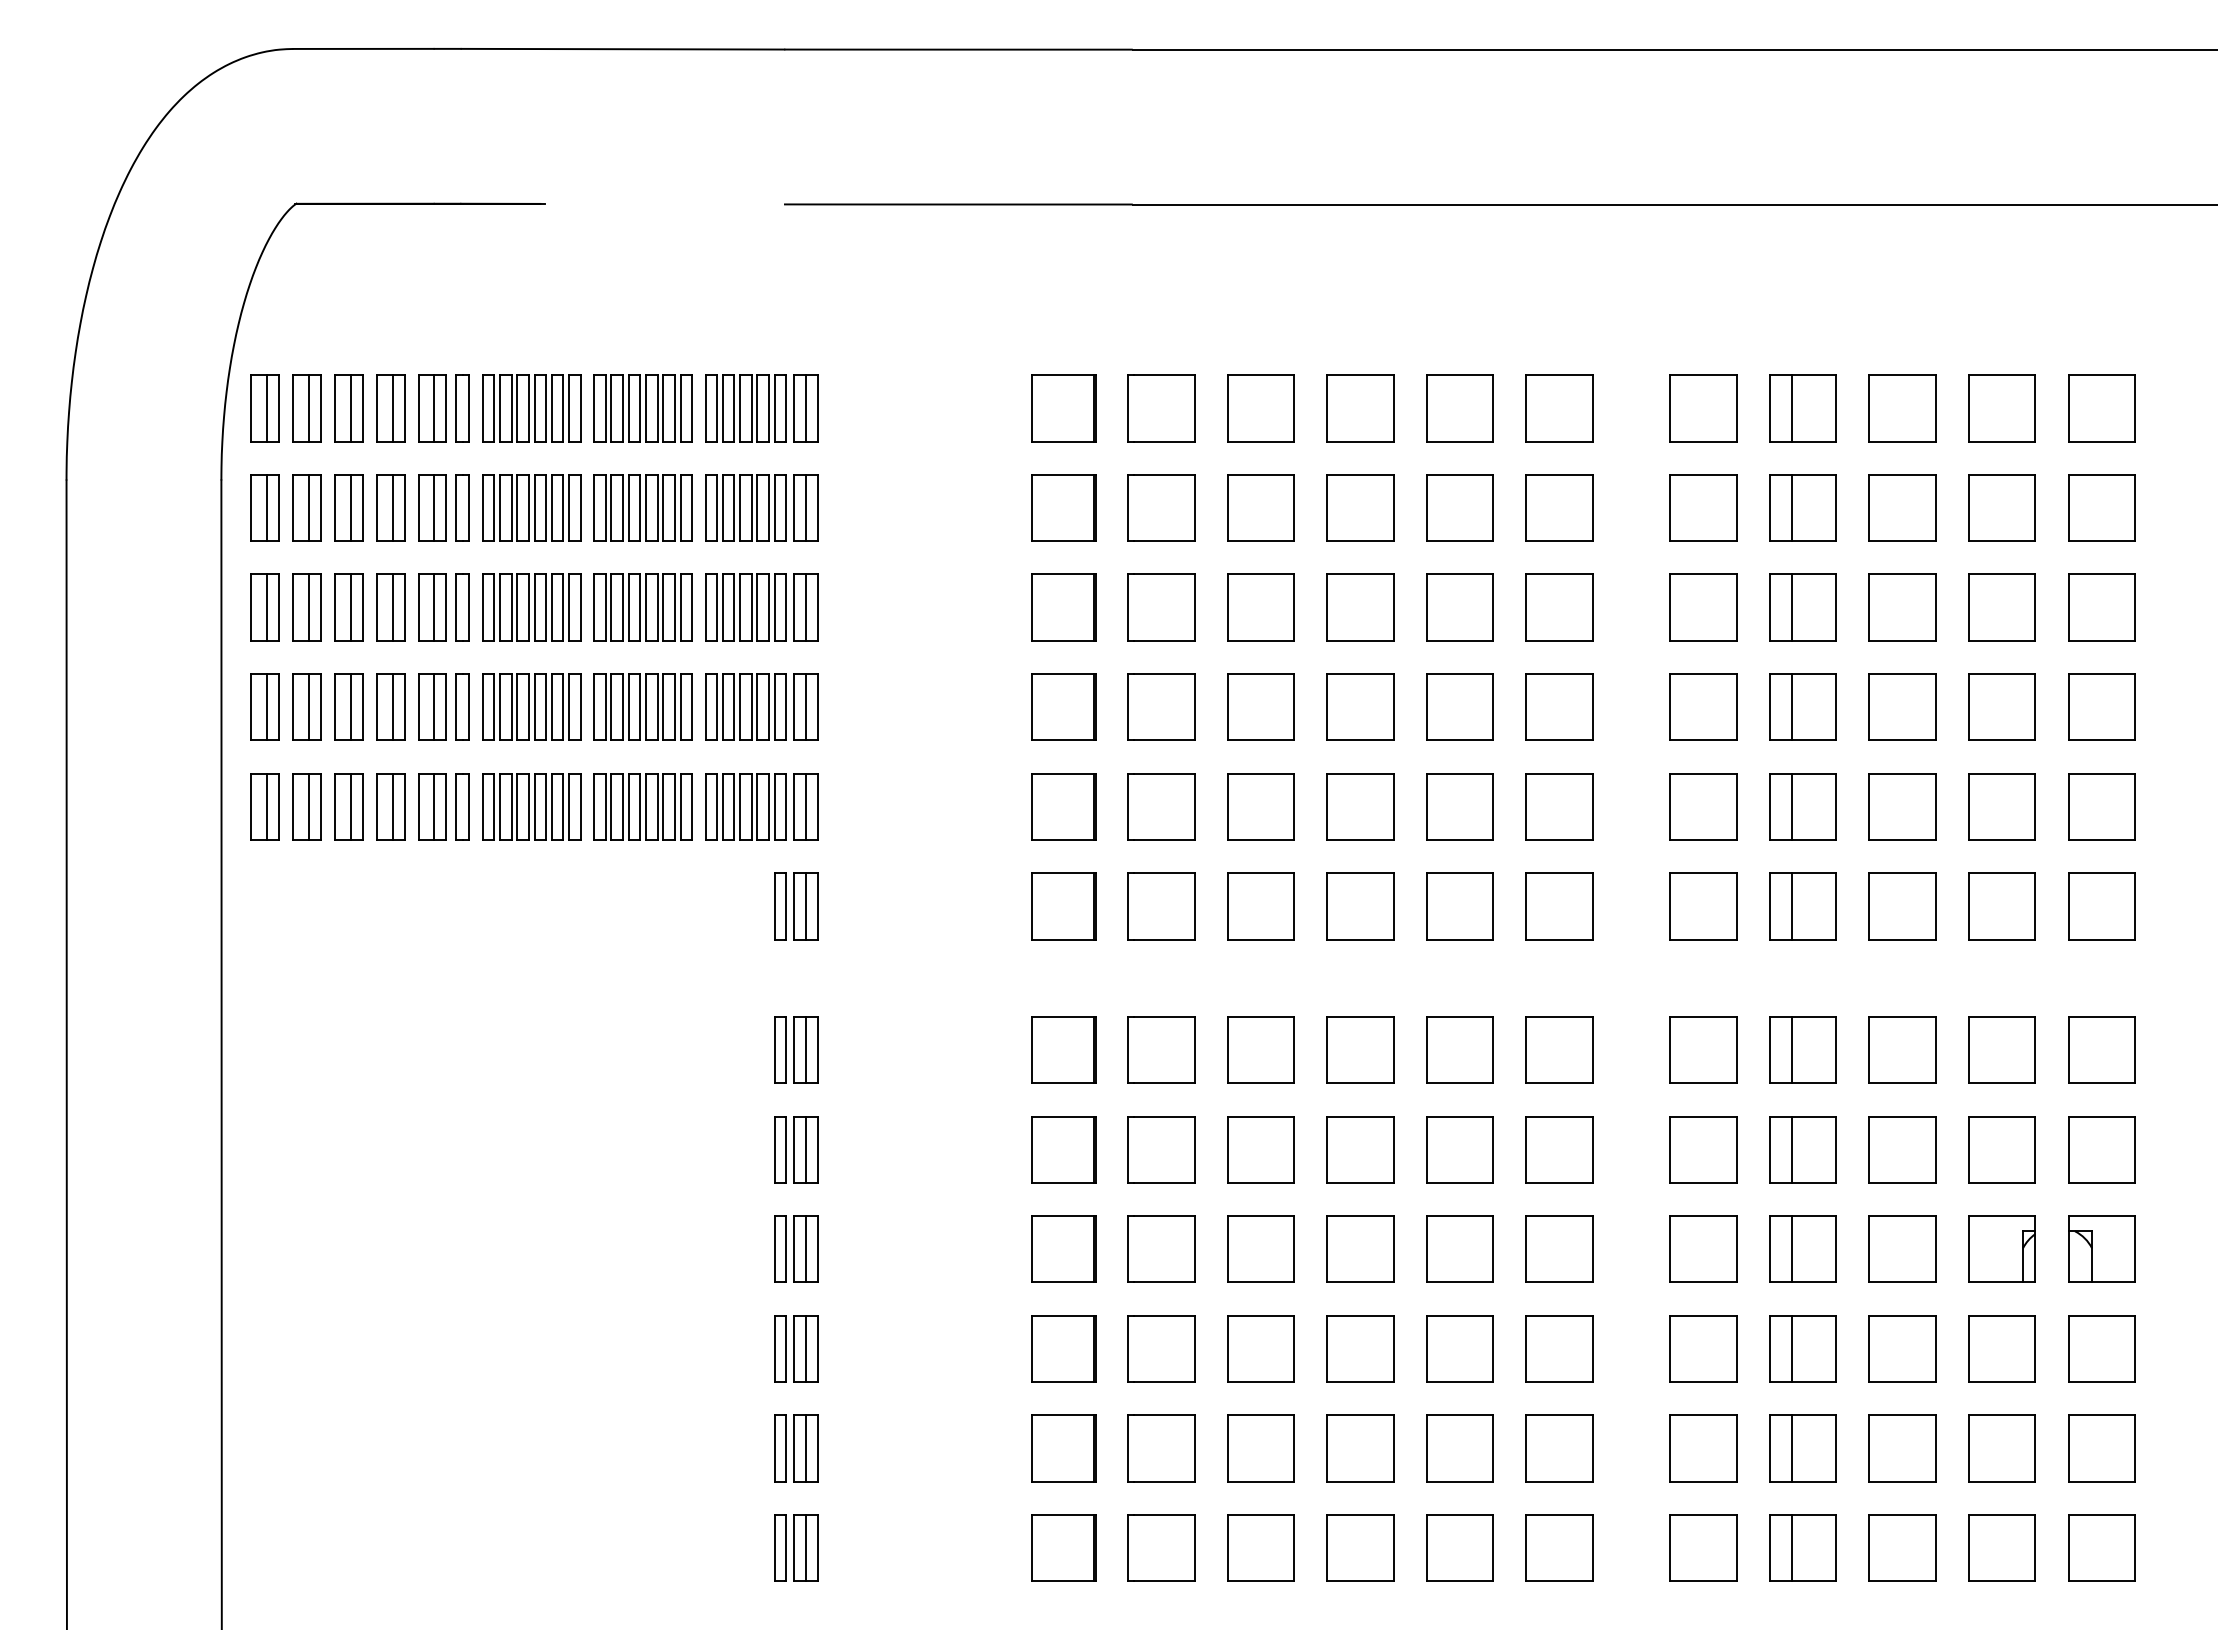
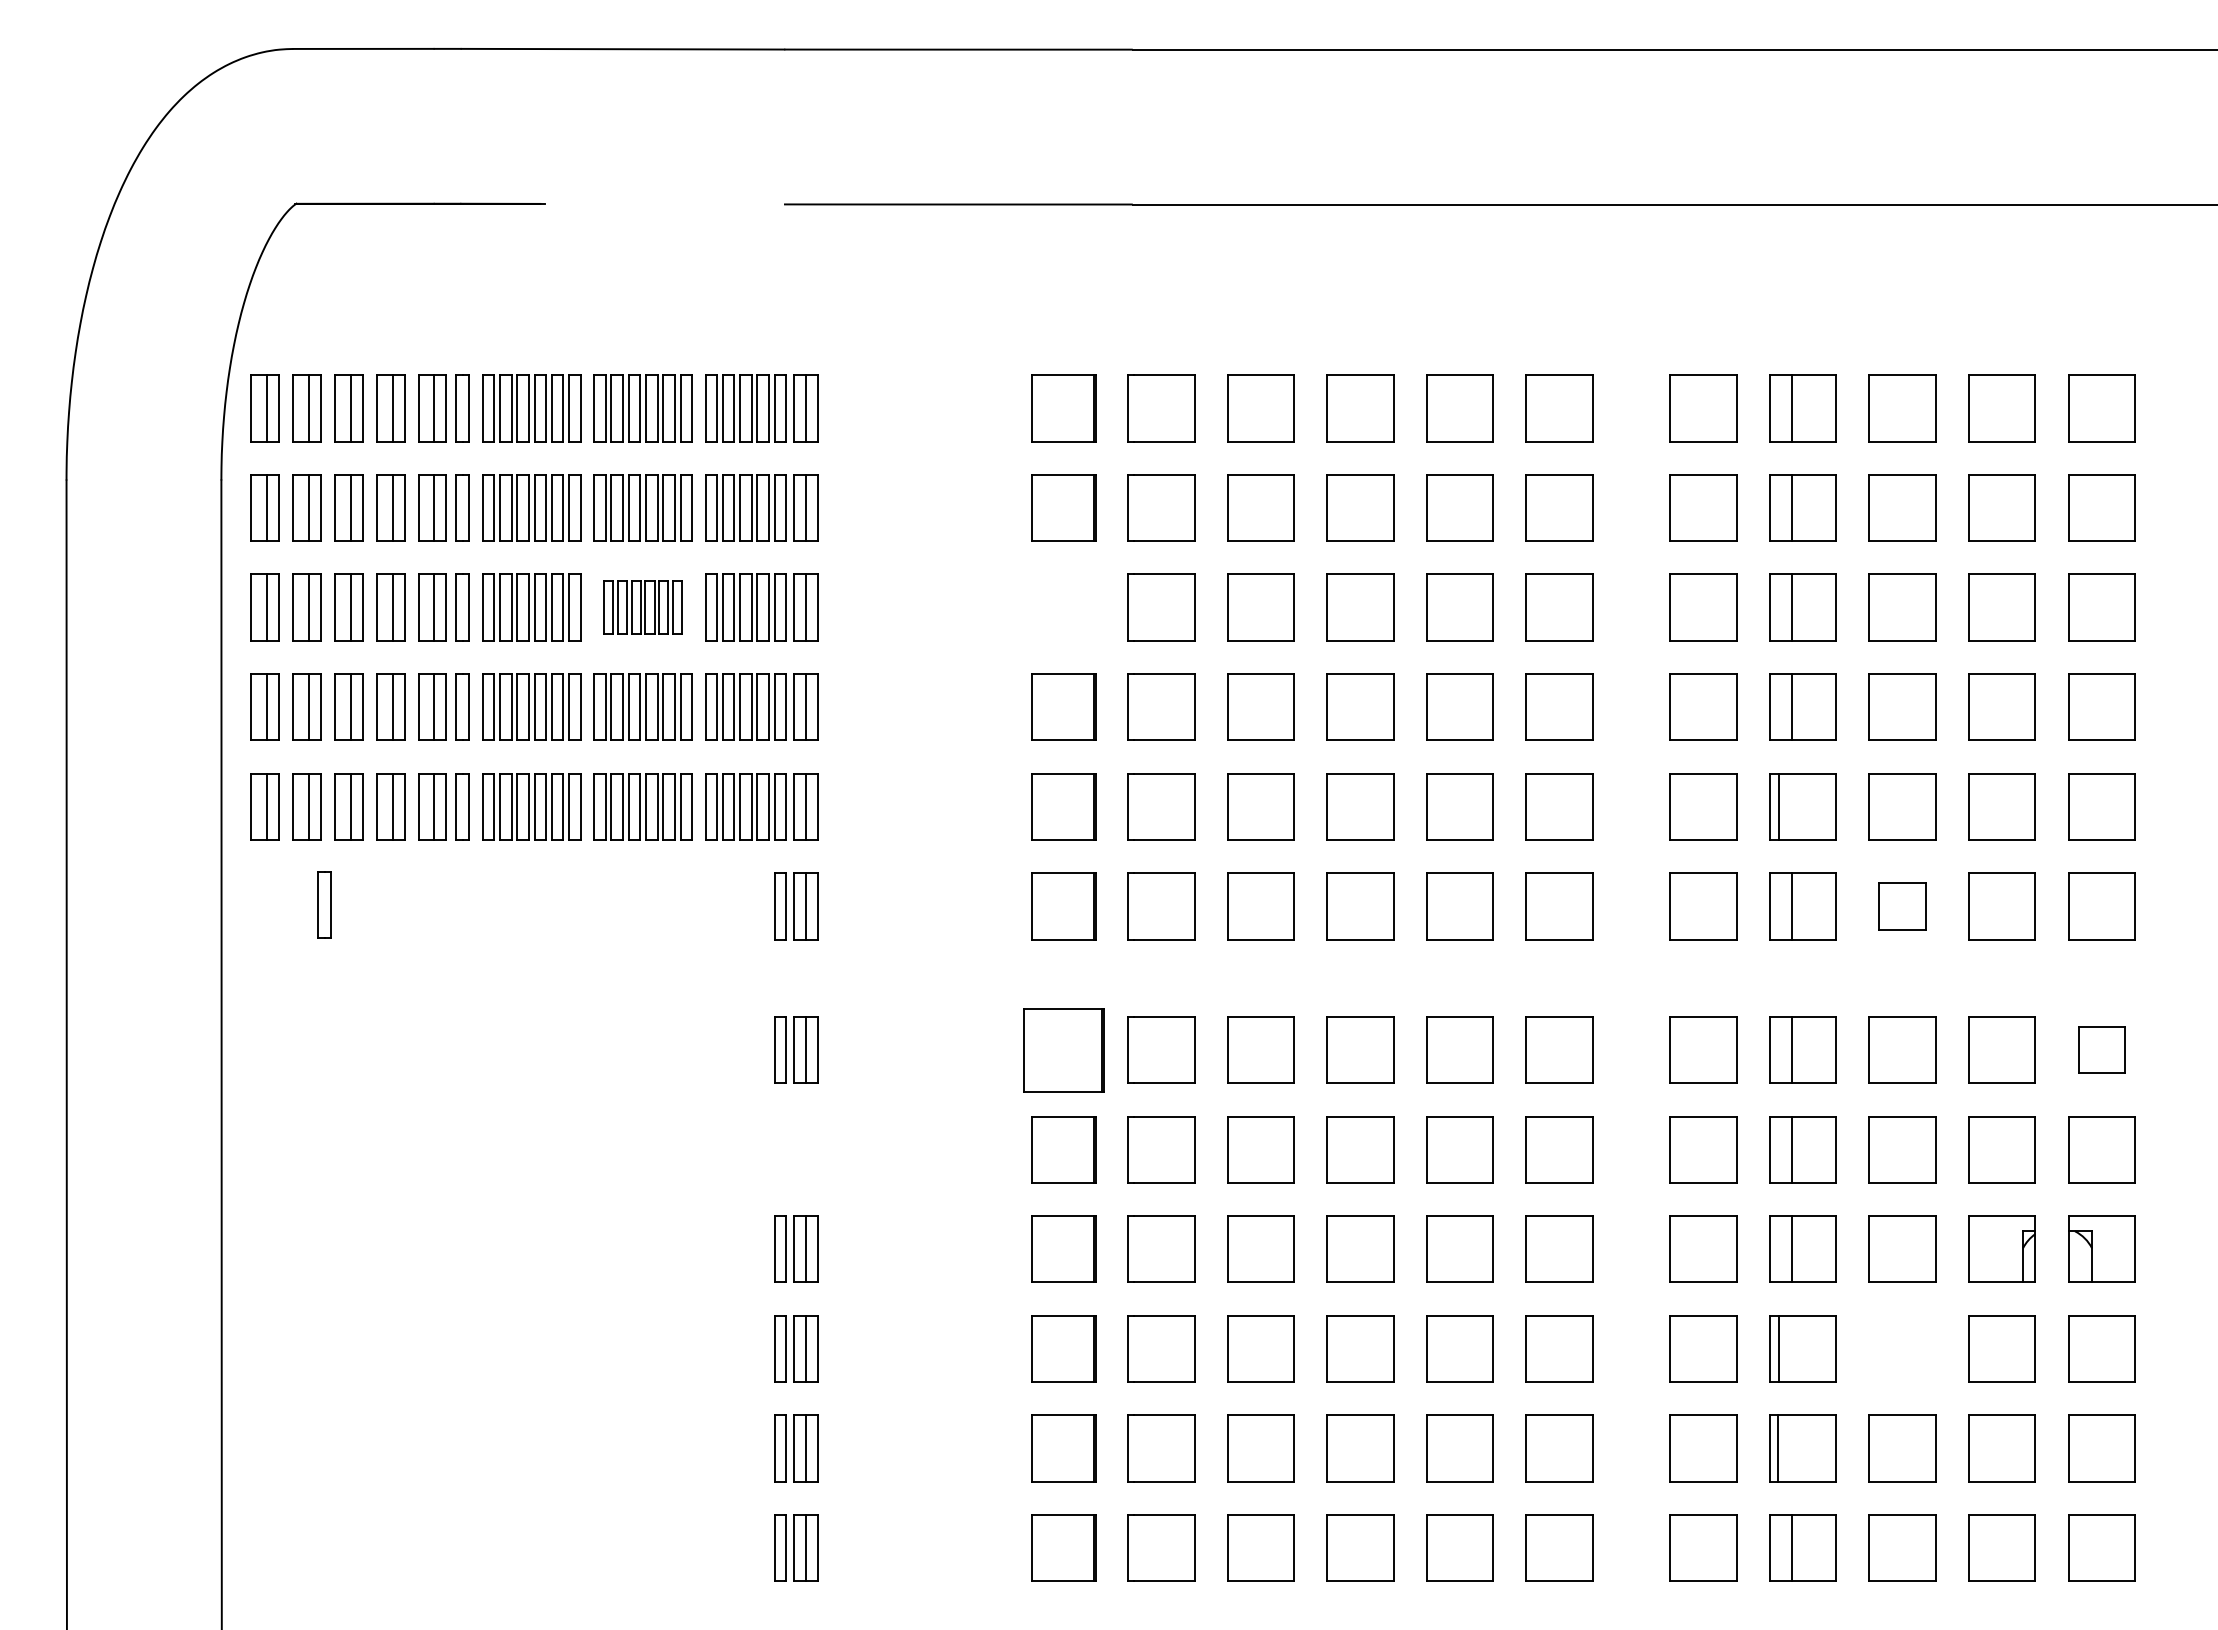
part size: 100x69 px -> 80x55 px (642, 607)
part: present -> none (1063, 607)
line position: (1792, 806) -> (1779, 806) (1779, 806)
part: none -> present (324, 904)
part size: 69x69 px -> 49x49 px (1902, 906)
part size: 66x68 px -> 82x85 px (1063, 1050)
part size: 68x68 px -> 48x48 px (2101, 1049)
part: present -> none (796, 1149)
line position: (1792, 1348) -> (1779, 1348) (1779, 1348)
part: present -> none (1902, 1348)
line position: (1792, 1448) -> (1778, 1448) (1778, 1448)
